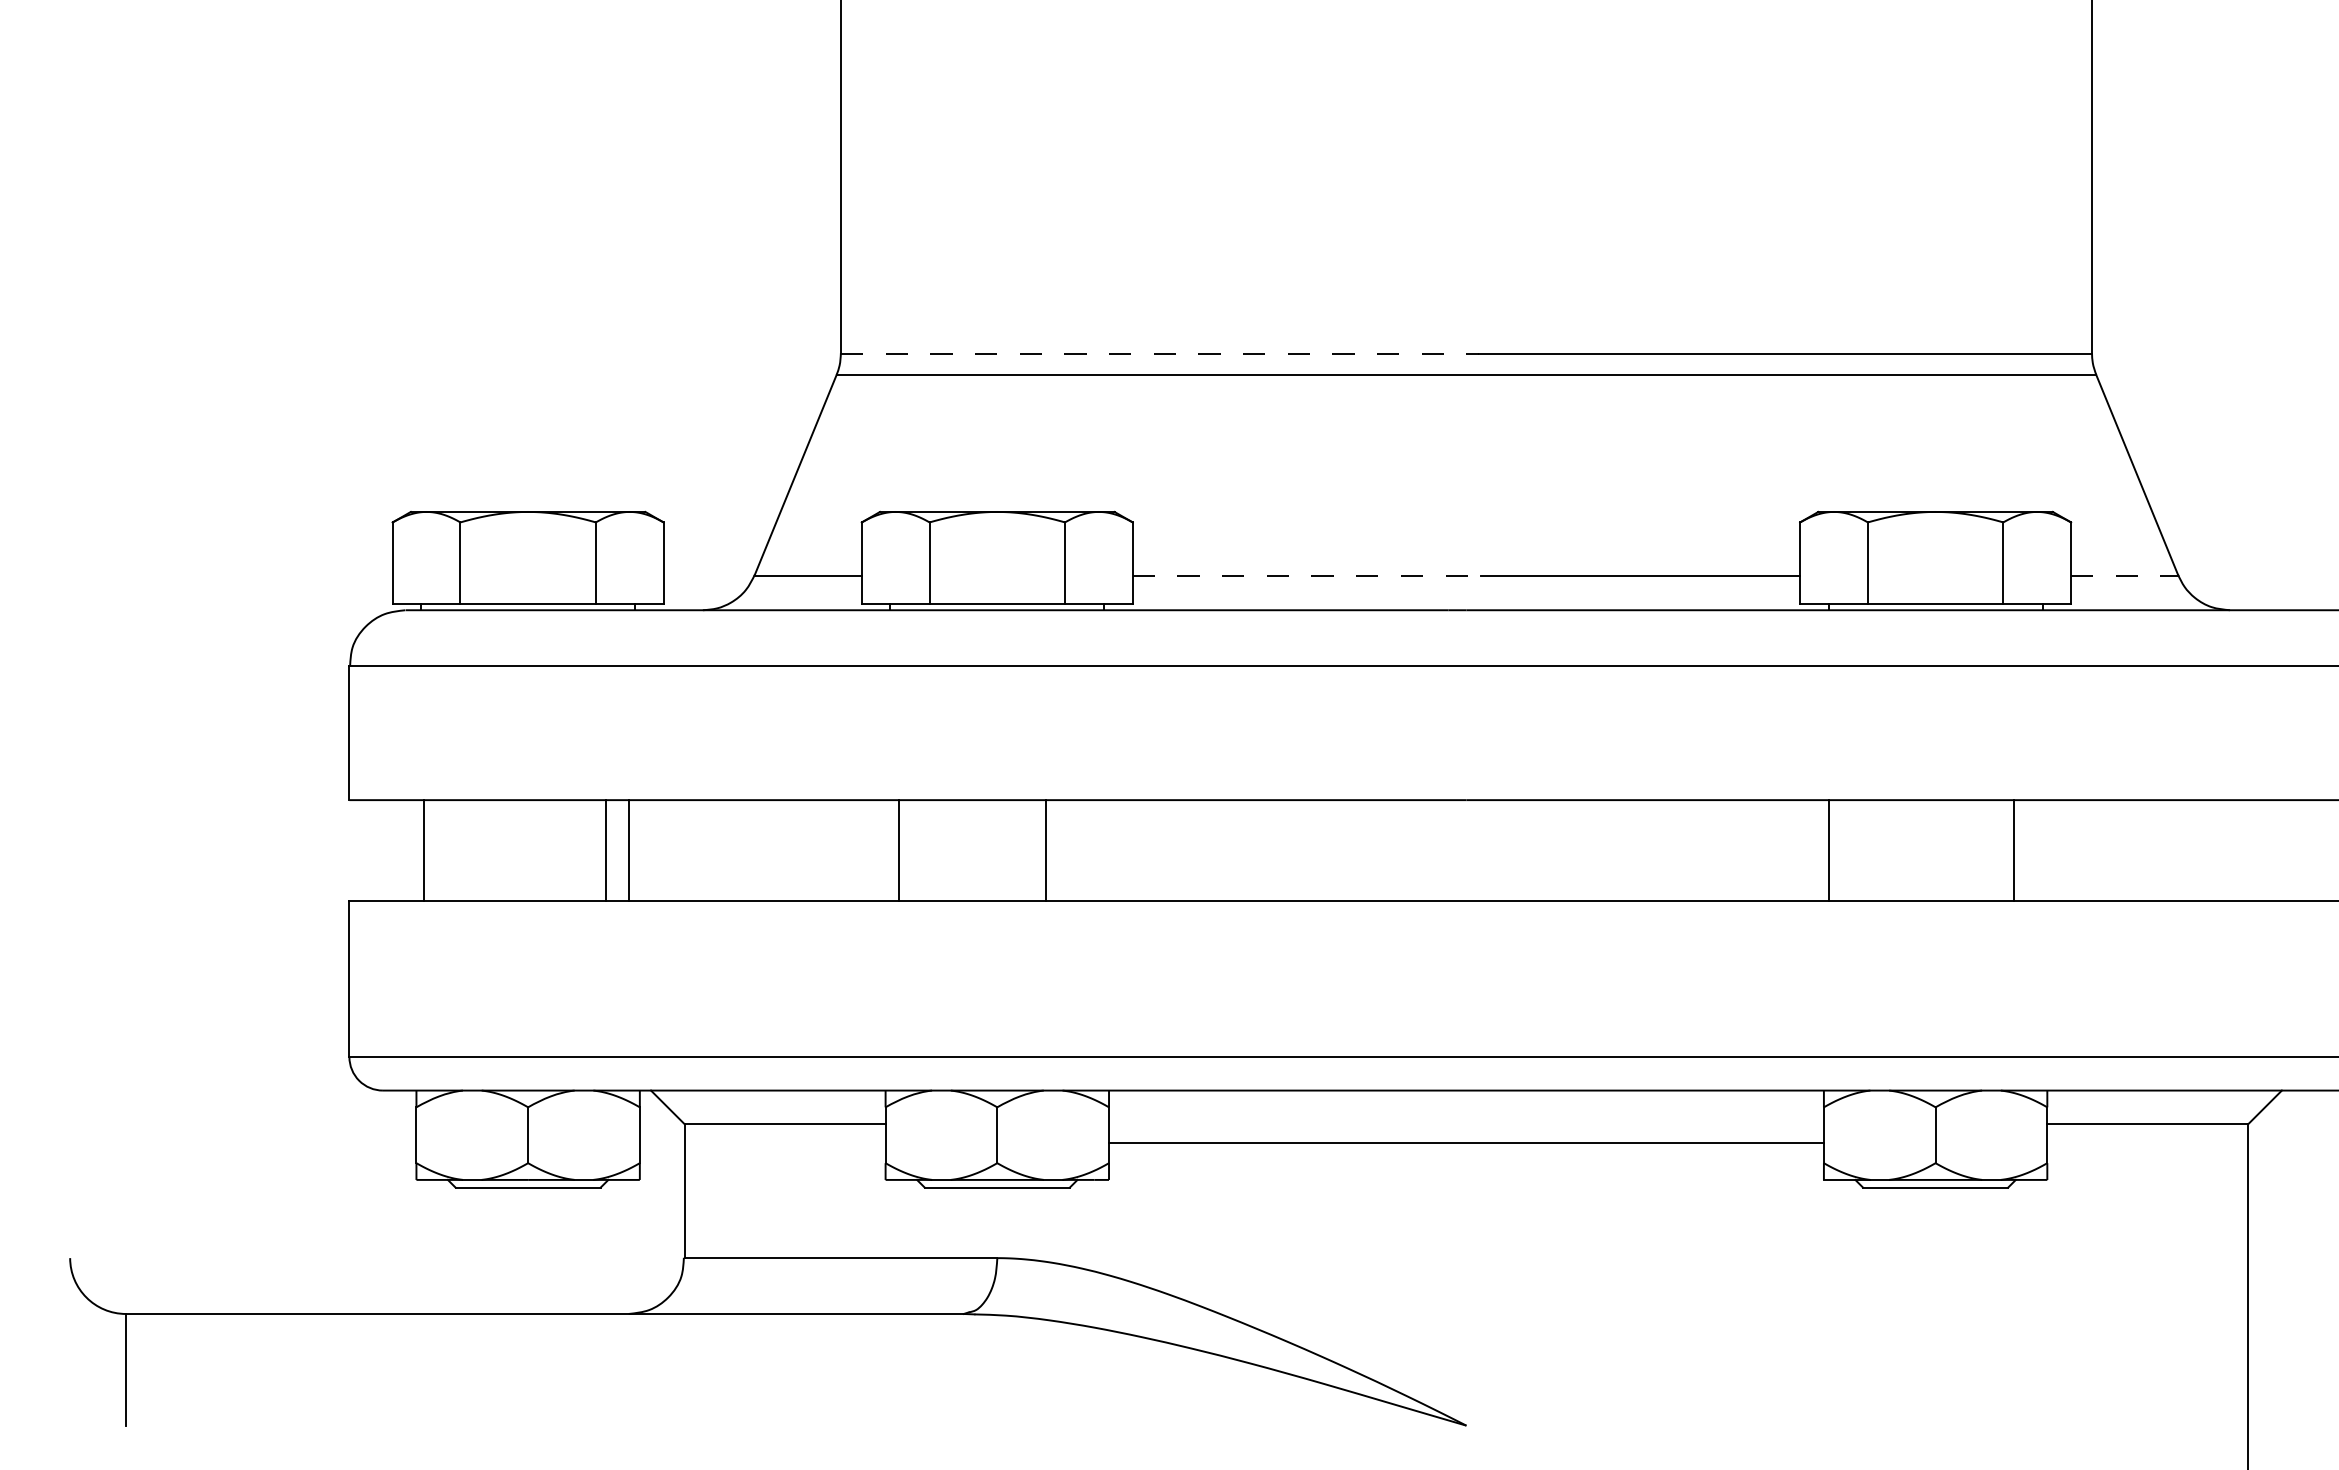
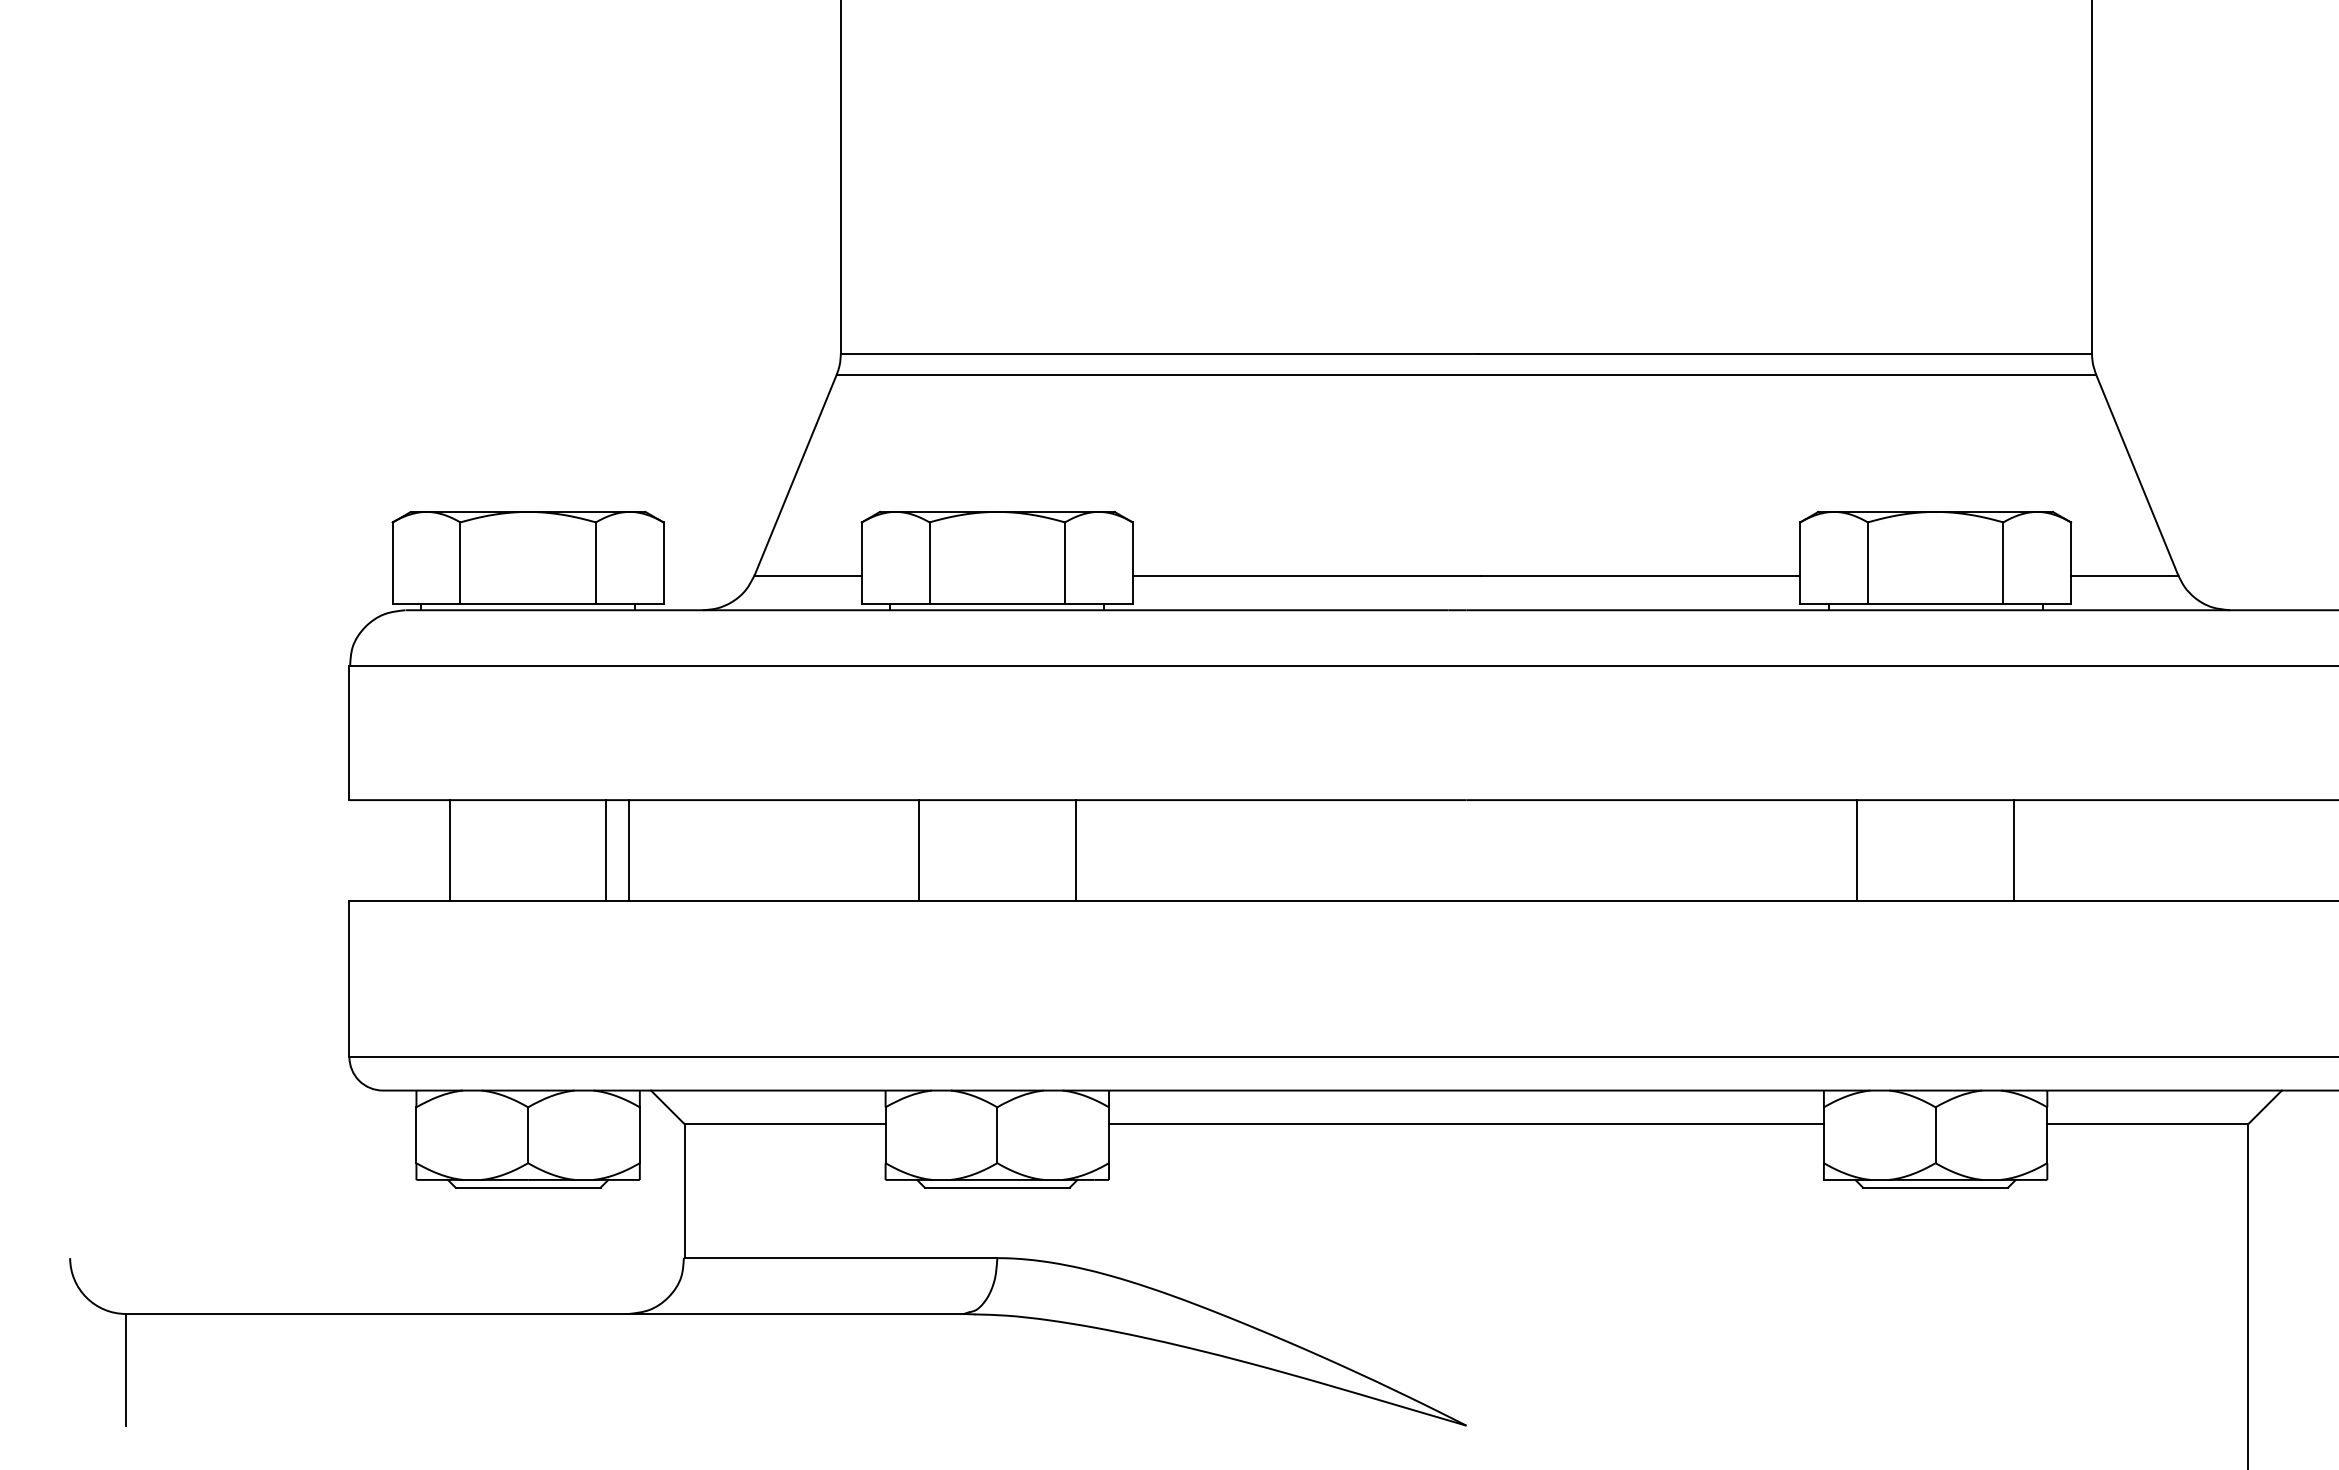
line: dashed -> solid (1159, 353)
line: dashed -> solid (1307, 575)
line: dashed -> solid (2124, 575)
line position: (423, 850) -> (449, 850) (449, 850)
line position: (899, 850) -> (919, 850) (919, 850)
line position: (1045, 850) -> (1075, 850) (1075, 850)
line position: (1829, 850) -> (1857, 850) (1857, 850)
line position: (1466, 1143) -> (1466, 1124) (1466, 1124)
